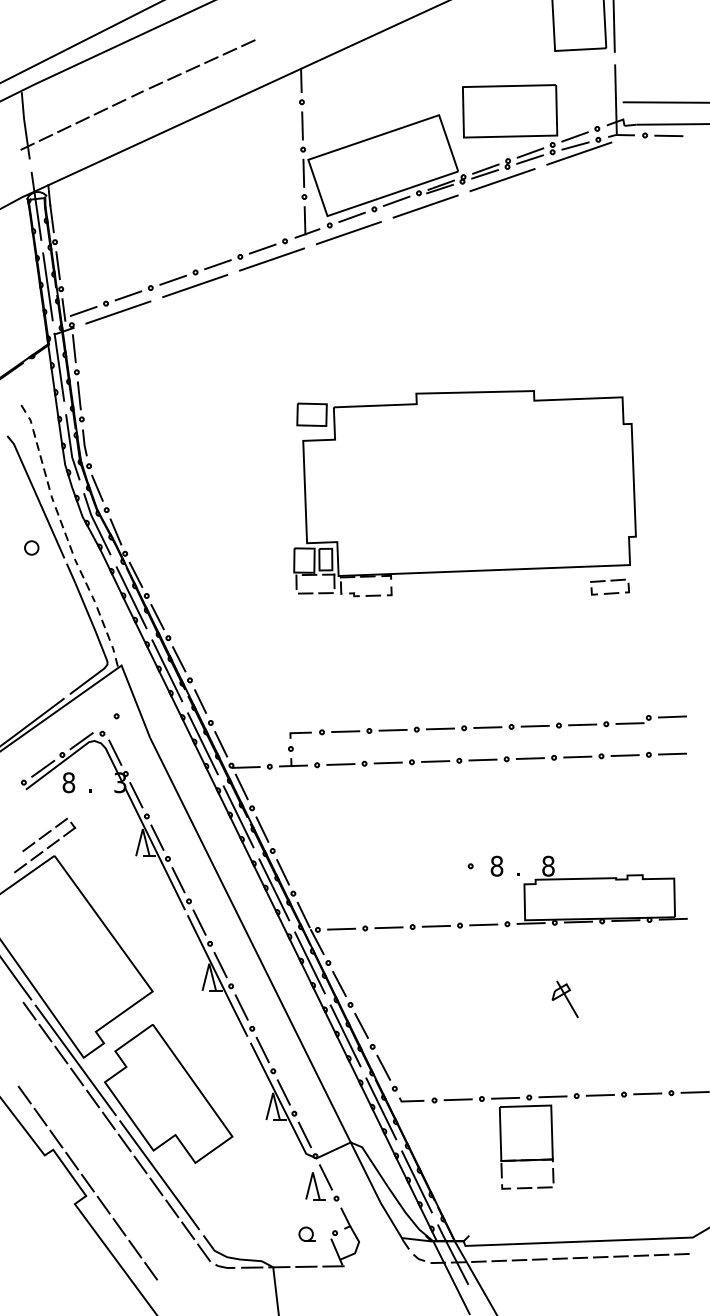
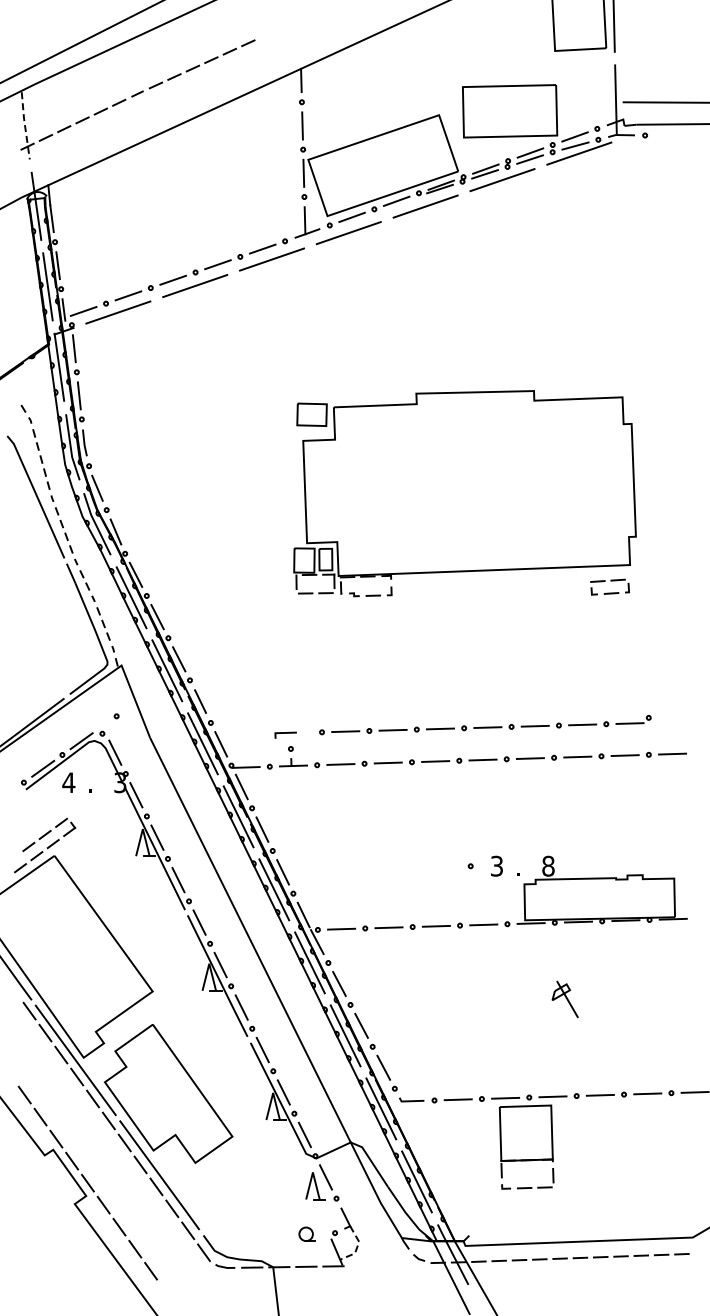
line: solid -> dashed (25, 125)
line: present -> none (668, 135)
circle: present -> none (31, 547)
line: present -> none (672, 716)
line position: (300, 733) -> (285, 733) (285, 733)
text: 8 -> 4 (68, 782)
text: 8 -> 3 (496, 865)
line: solid -> dashed (357, 1246)
